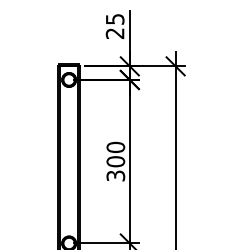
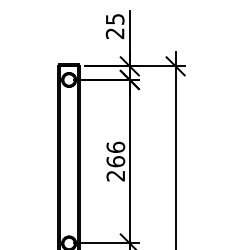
text: 300 -> 266 (115, 161)
